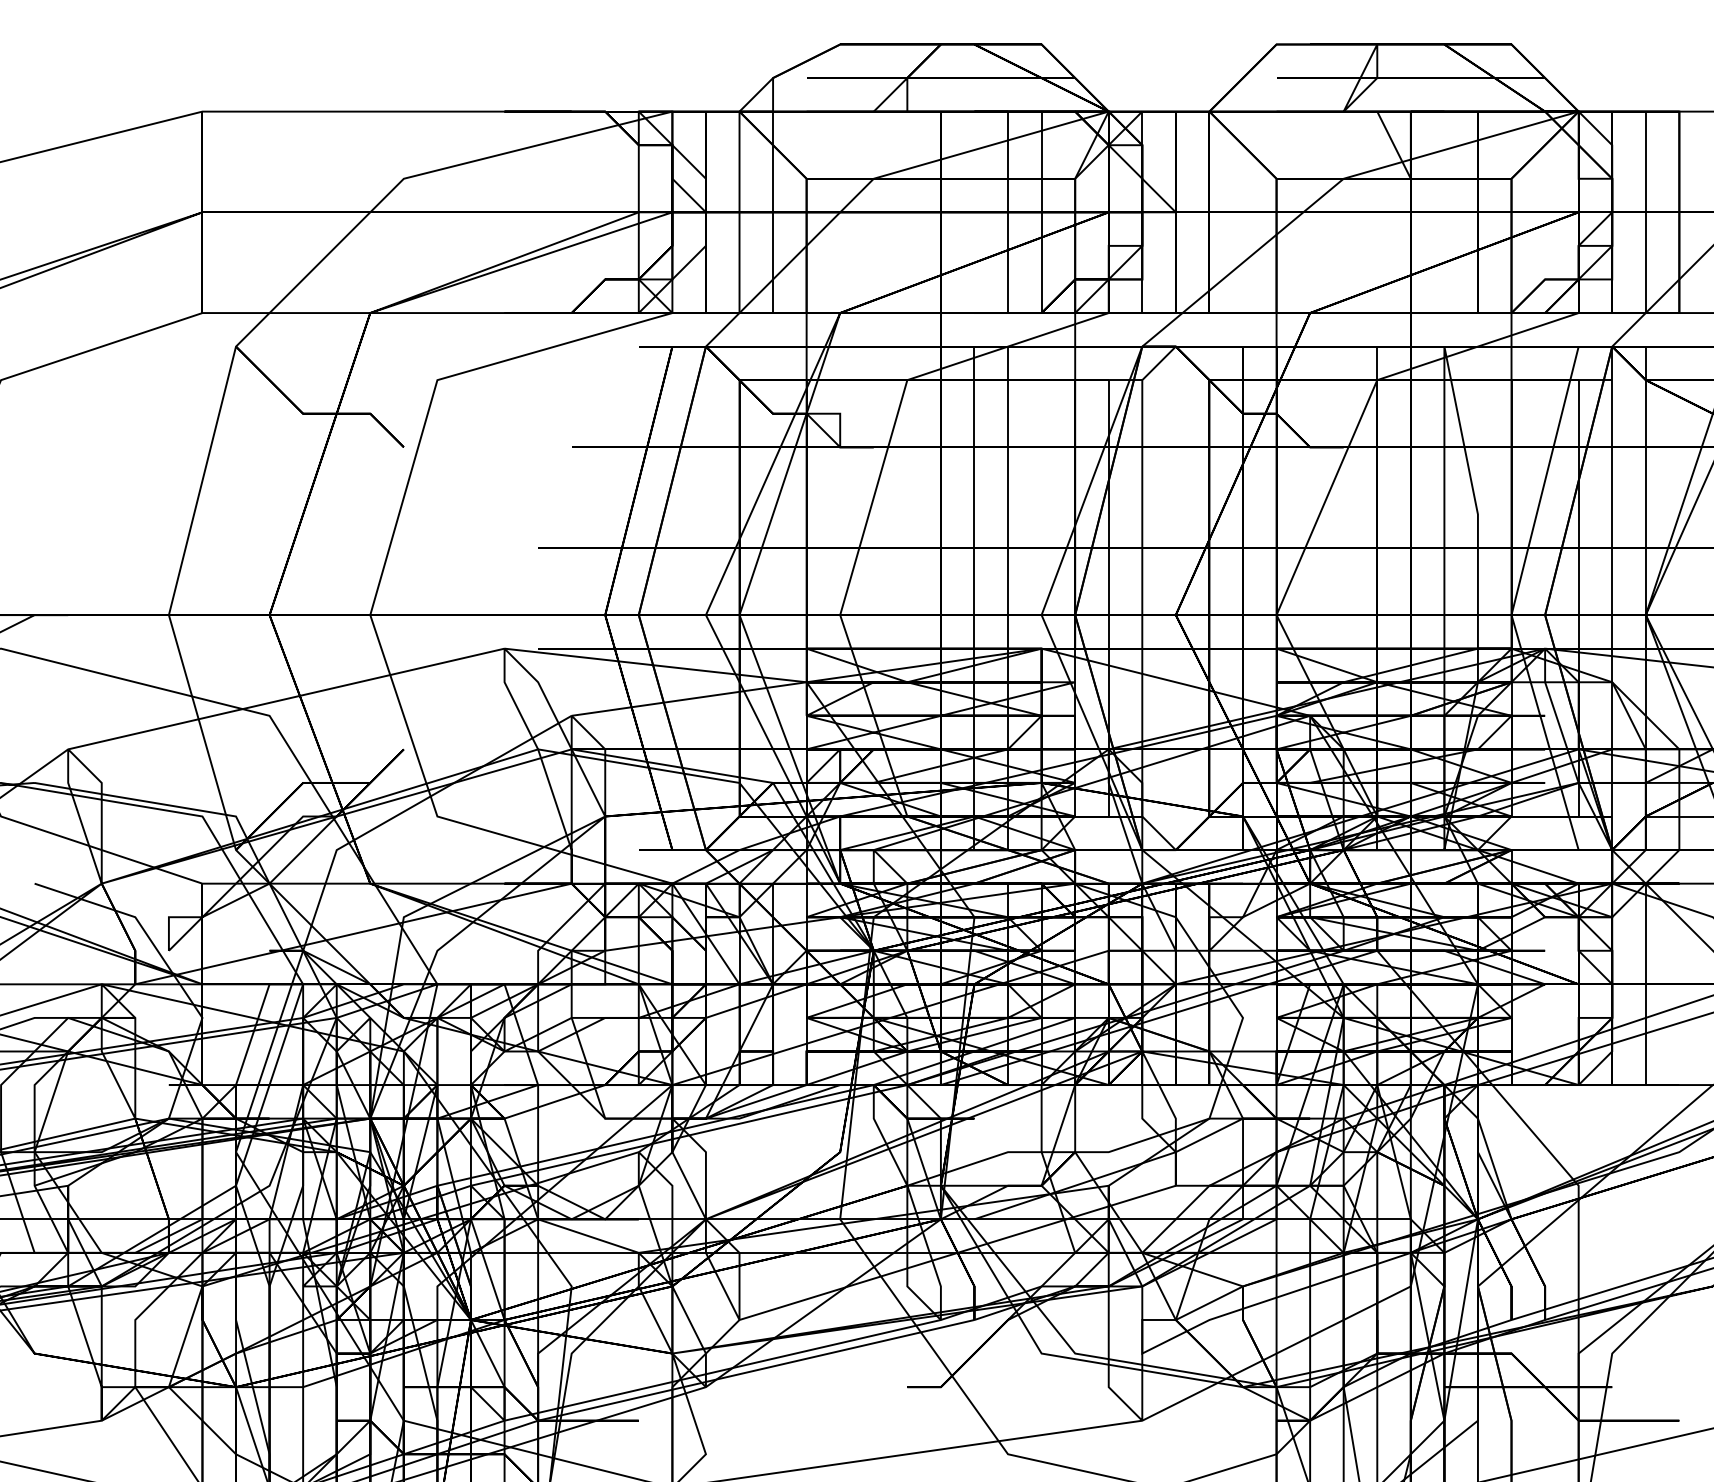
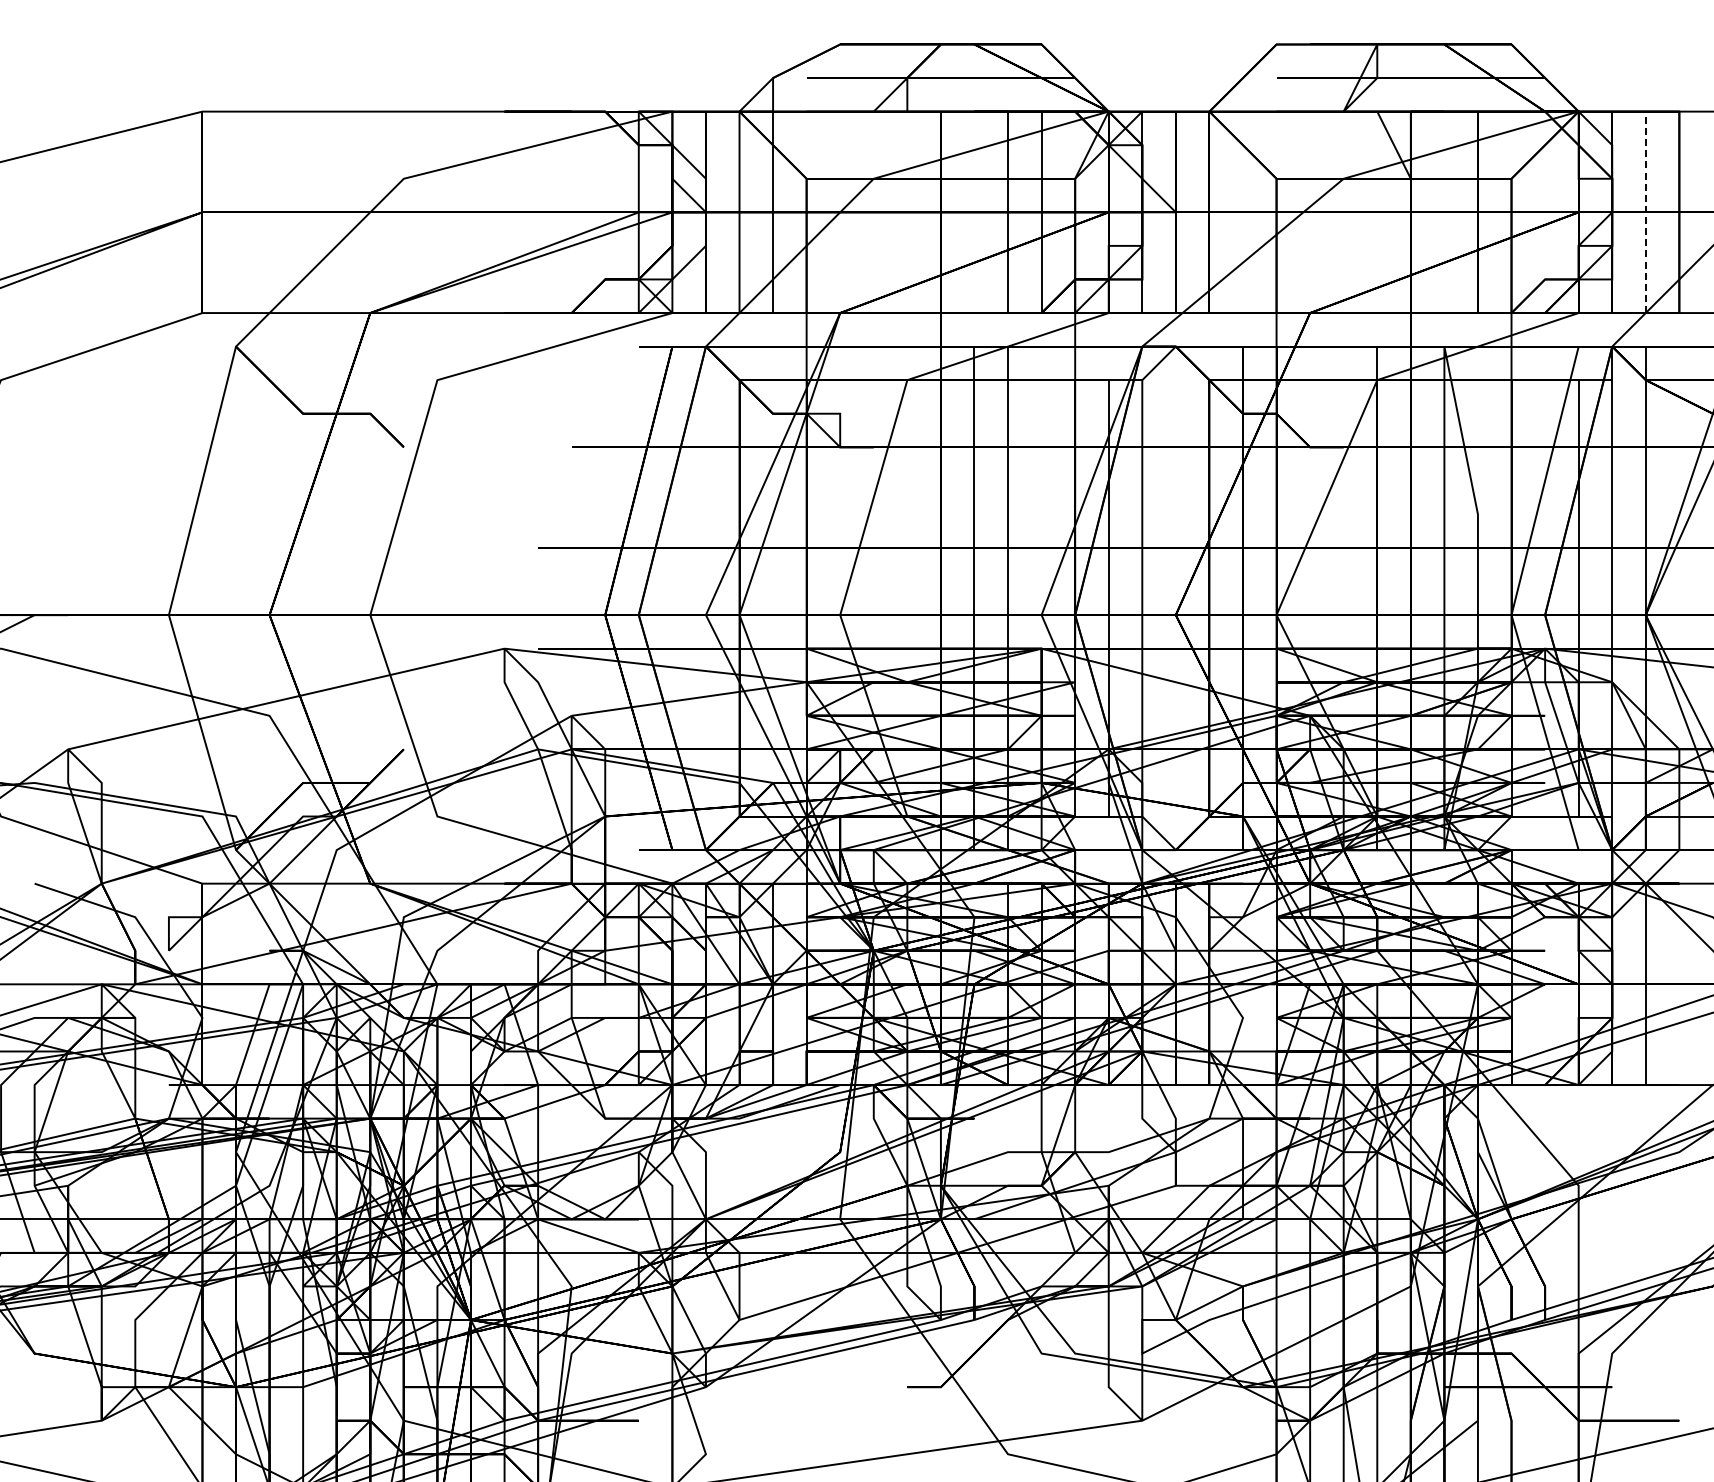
line: solid -> dashed (1645, 212)
